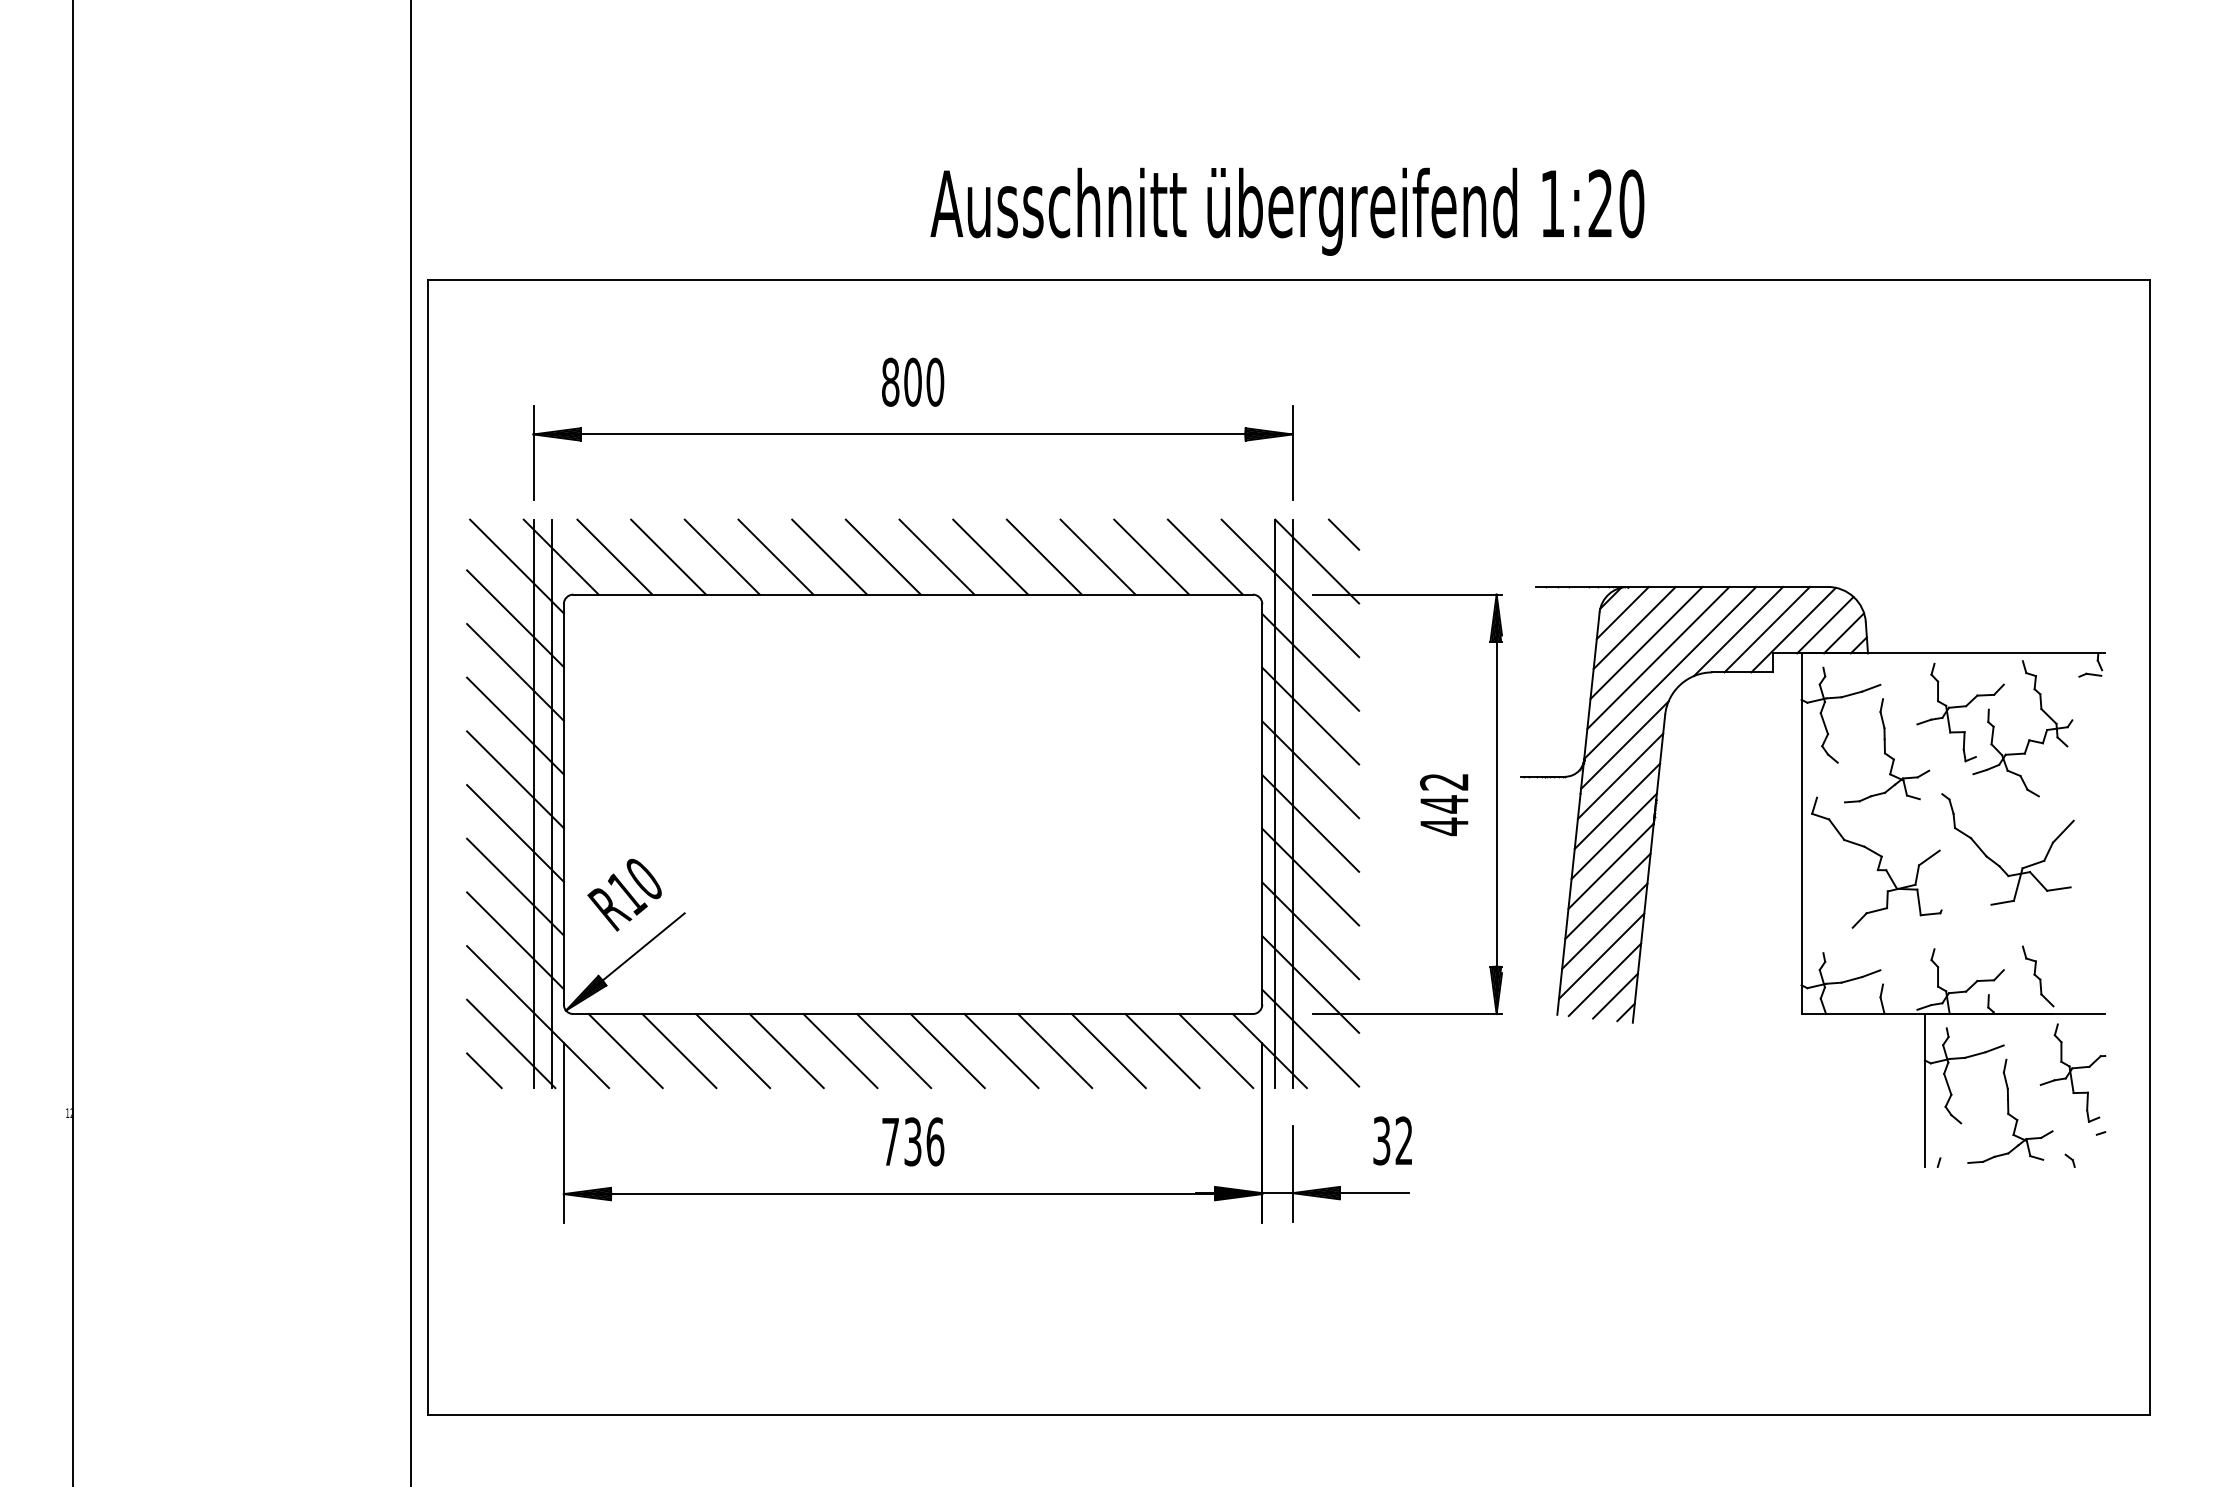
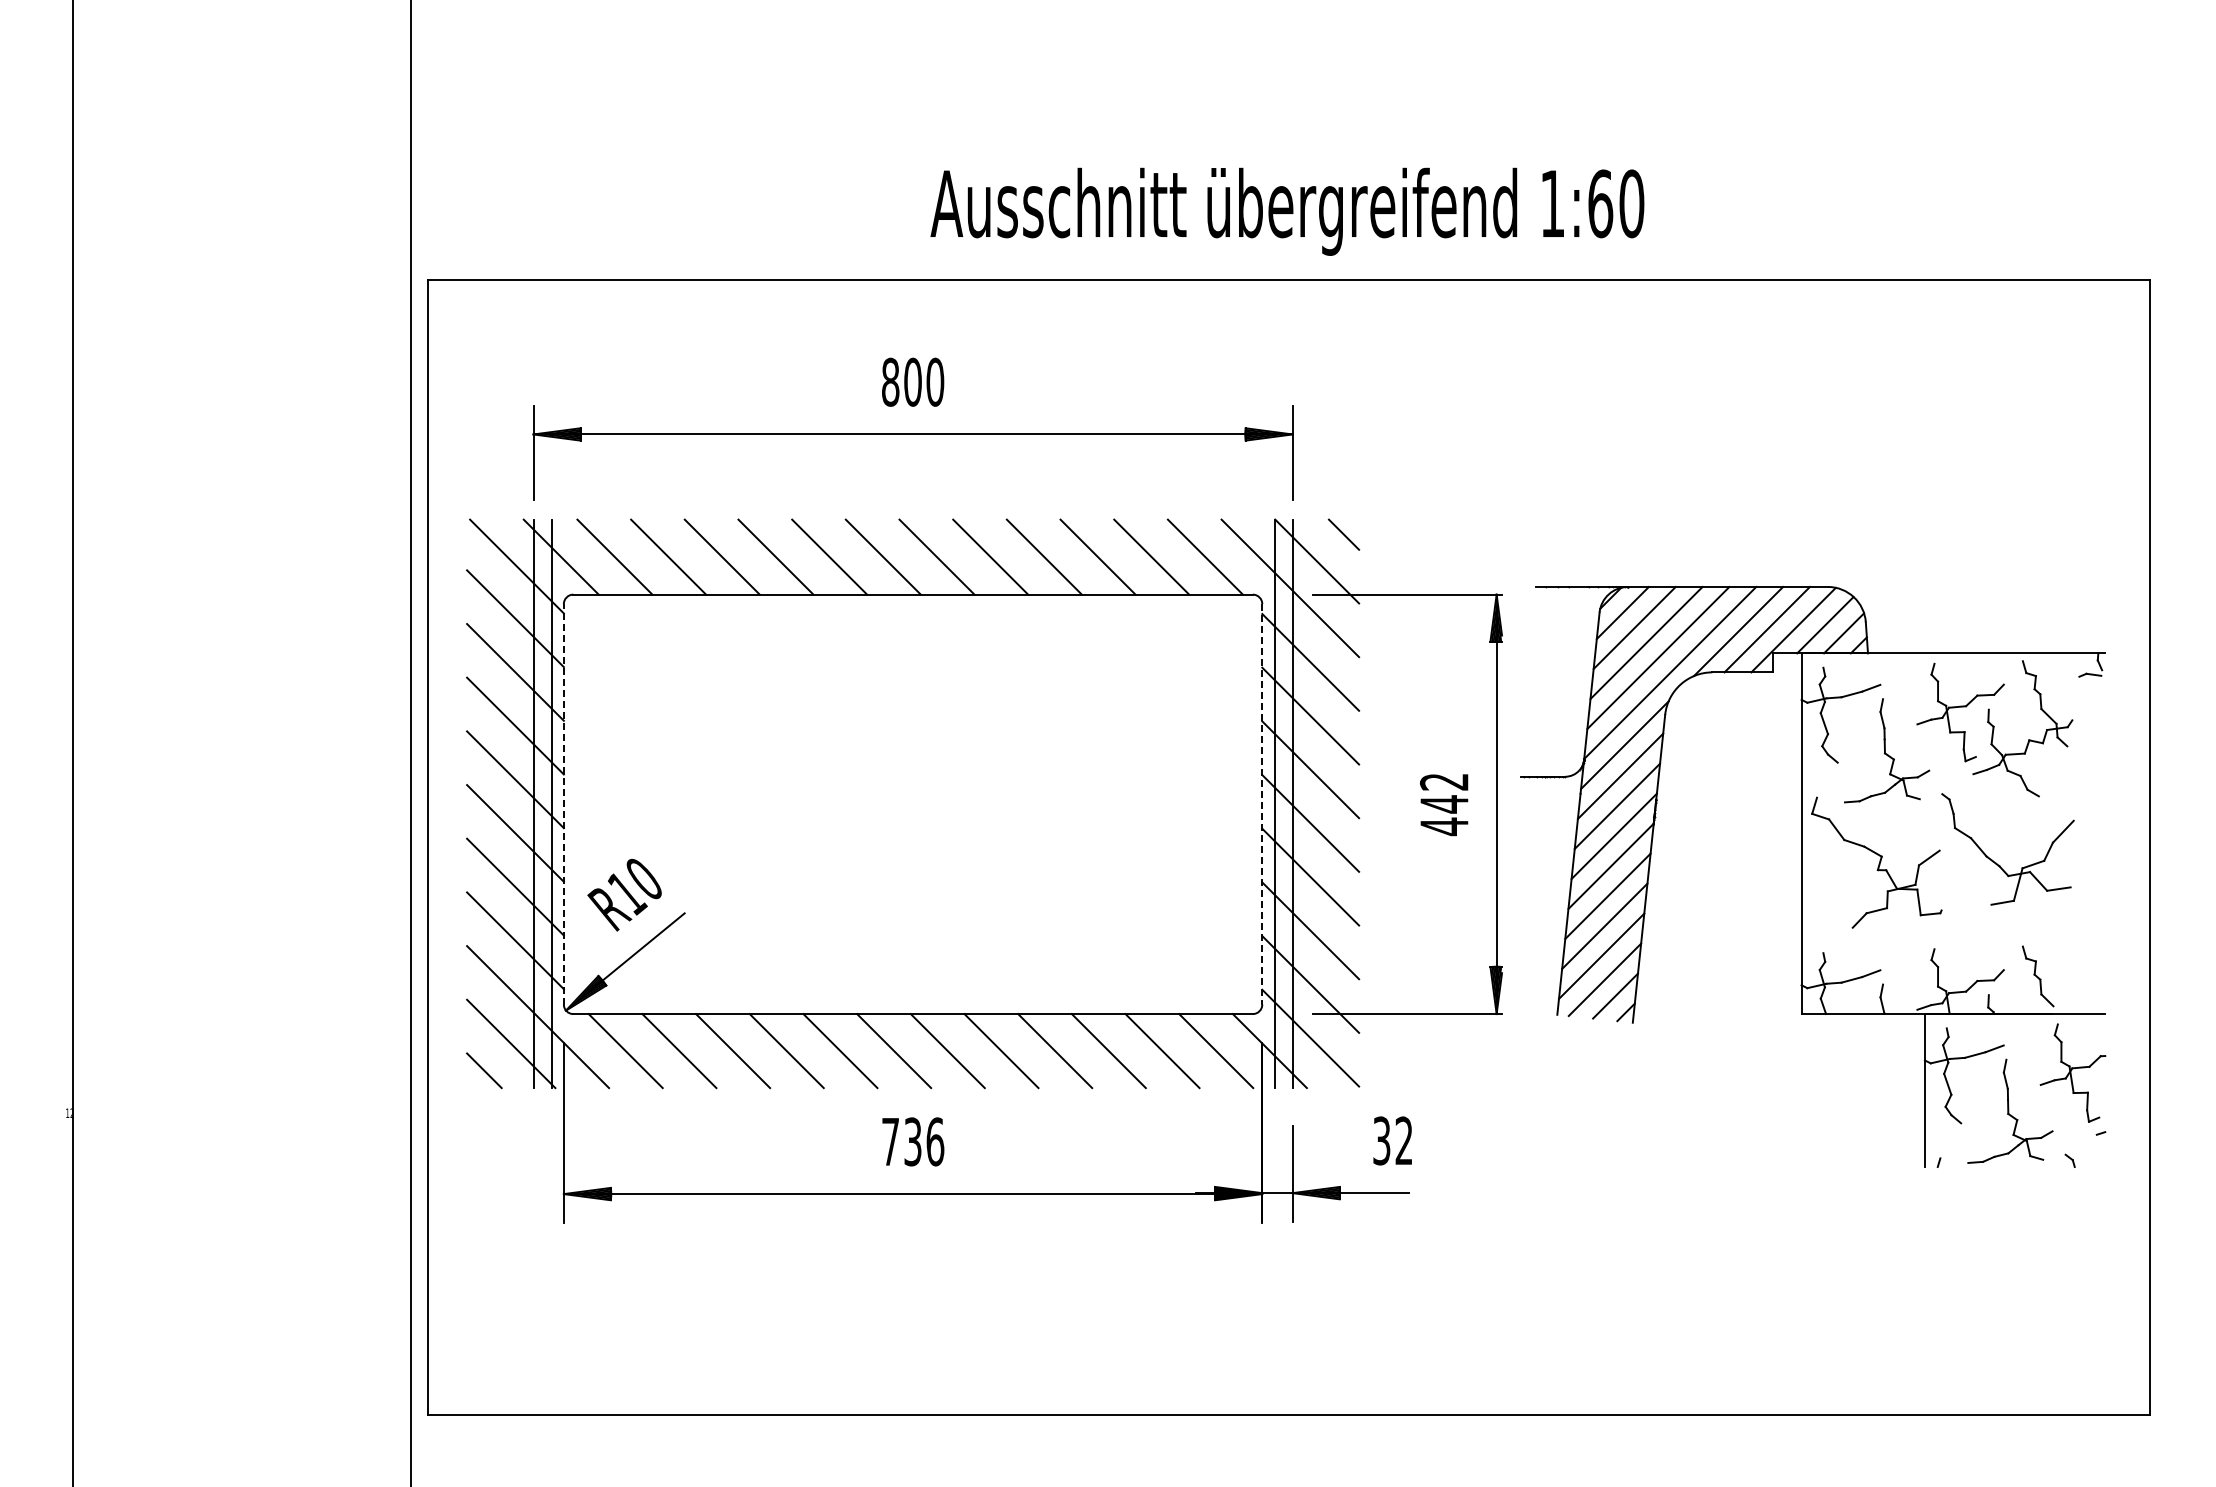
text: 1:20 -> 1:60 (1600, 203)
line: solid -> dashed (563, 803)
line: solid -> dashed (1262, 804)
